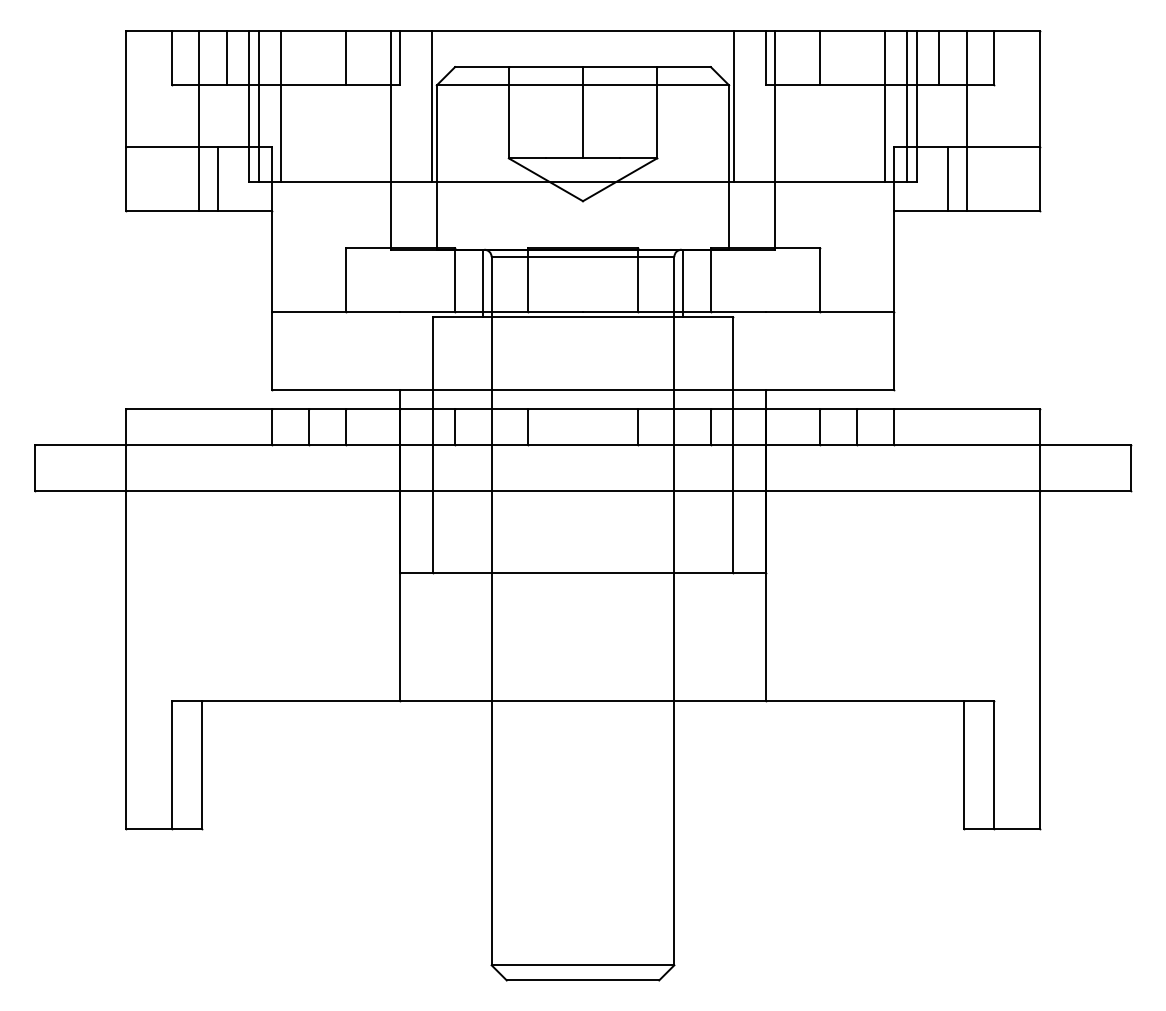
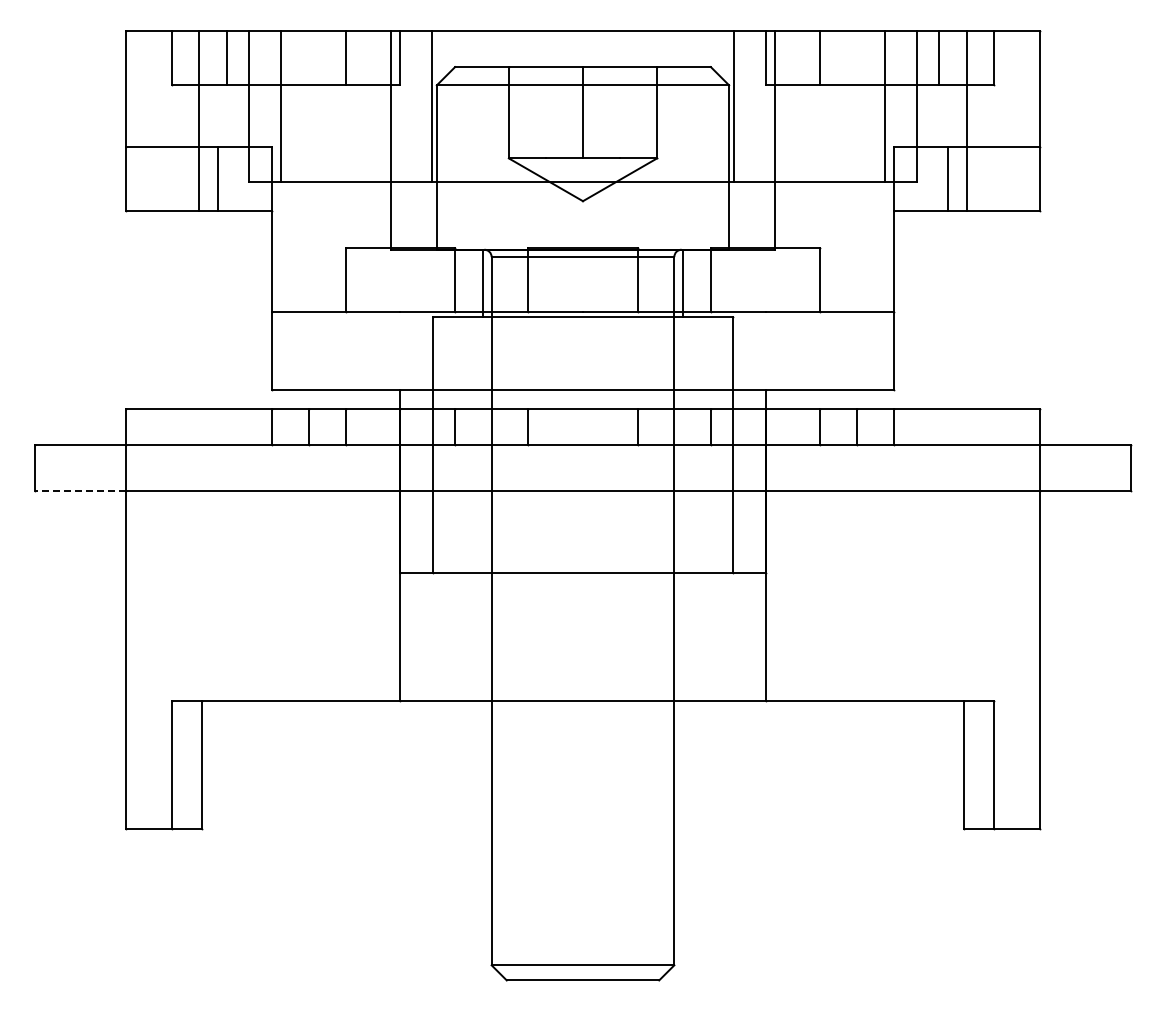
line: present -> none (258, 106)
line: present -> none (907, 106)
line: solid -> dashed (80, 490)
